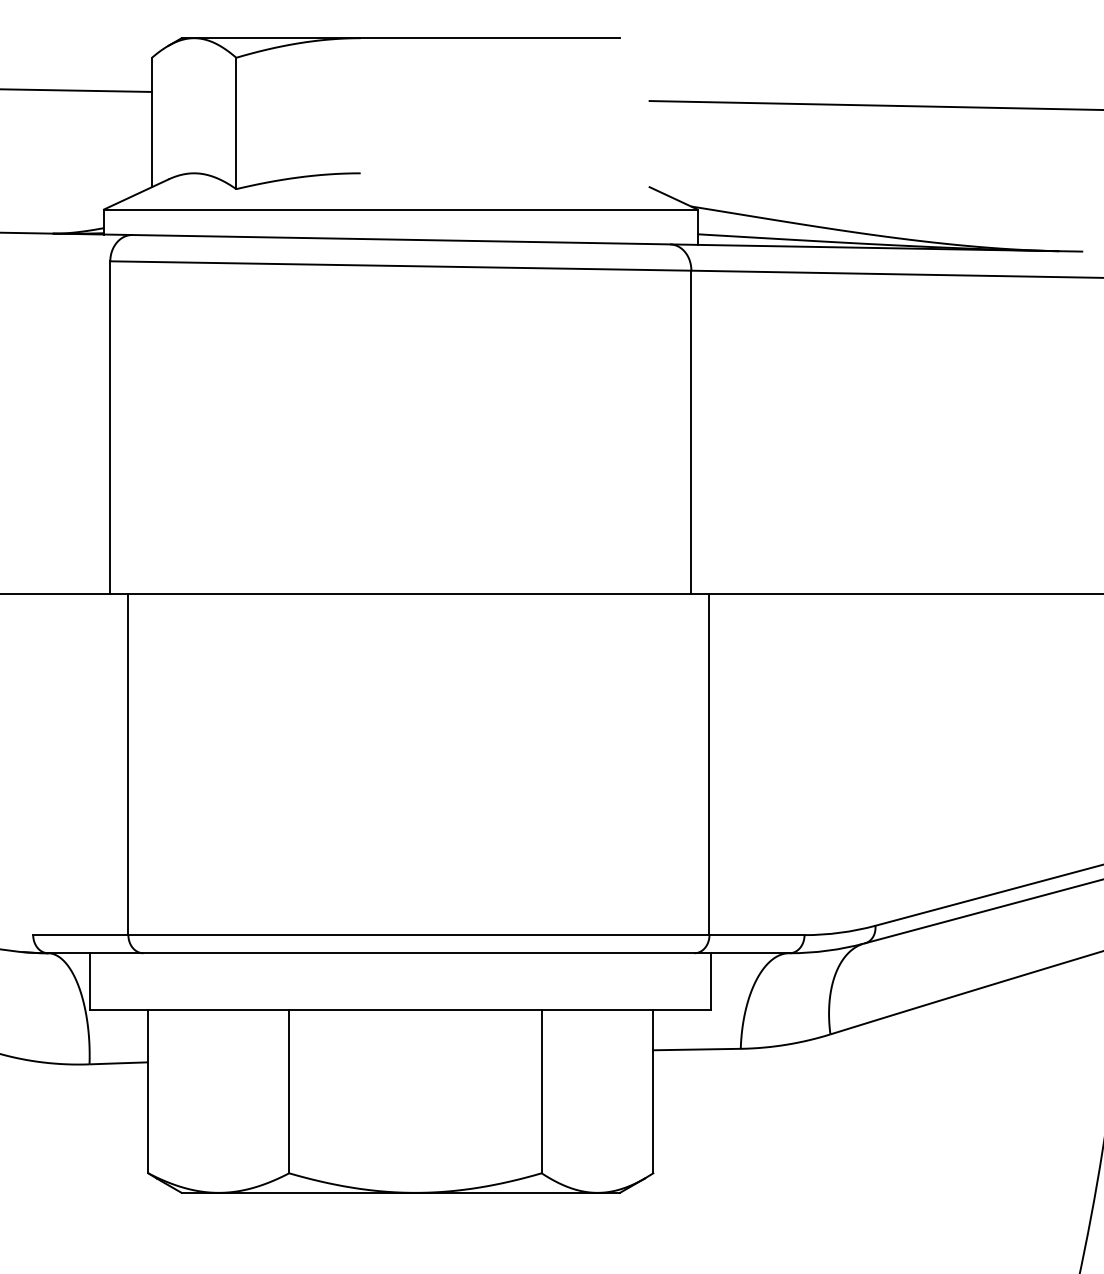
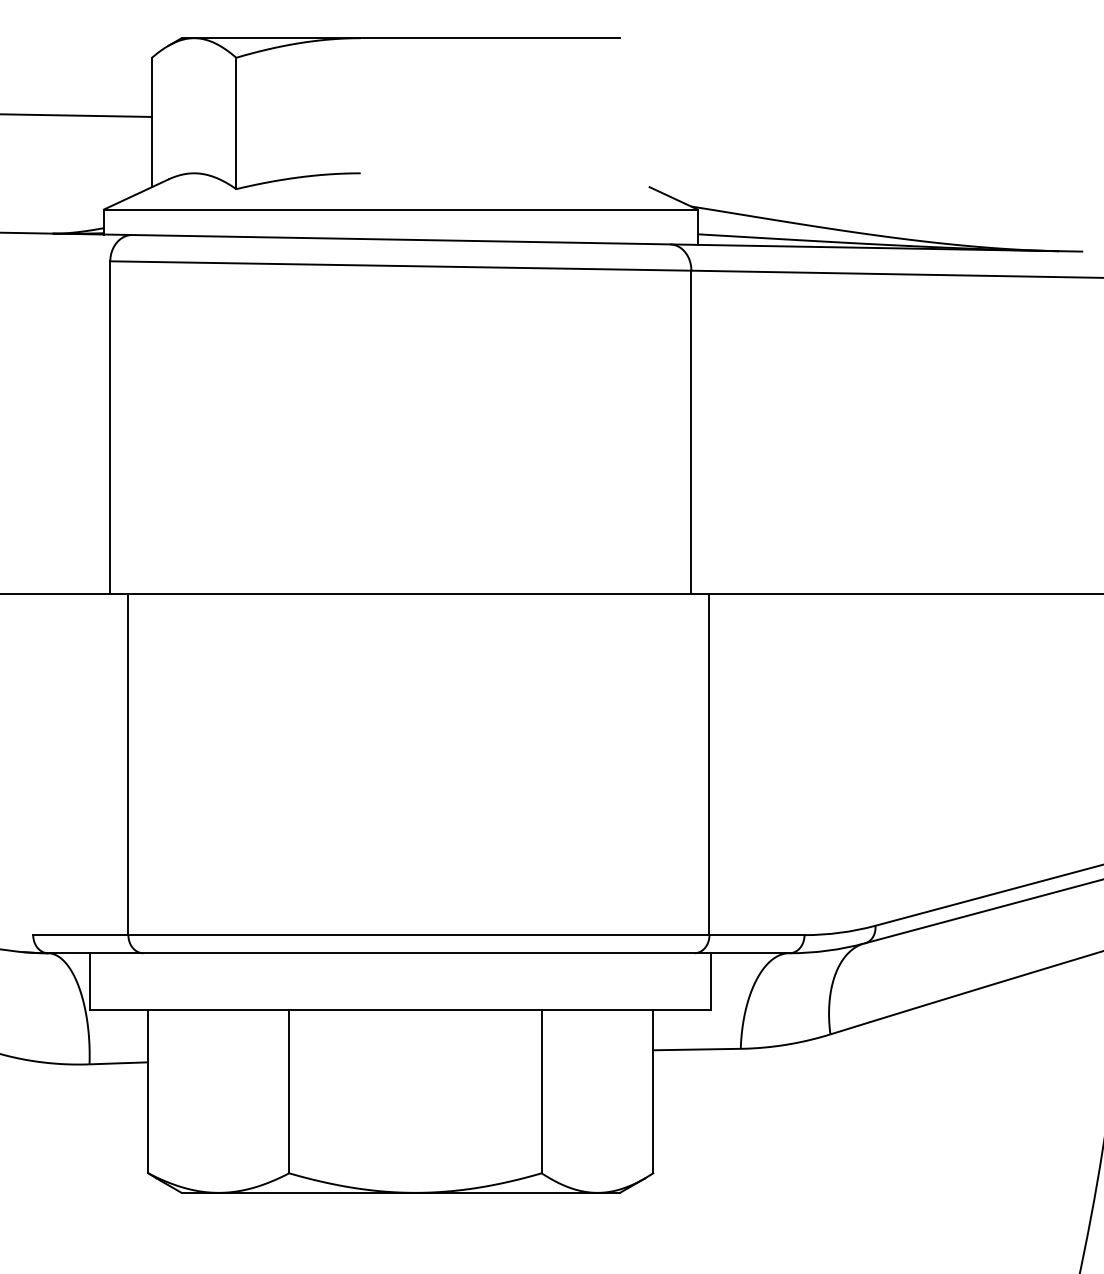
line position: (77, 90) -> (77, 115) (77, 115)
line: present -> none (874, 105)
